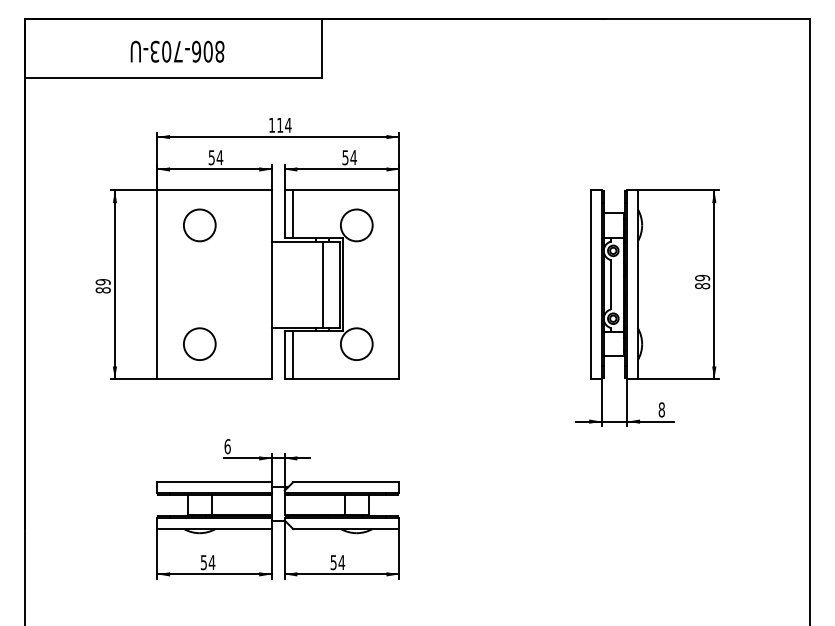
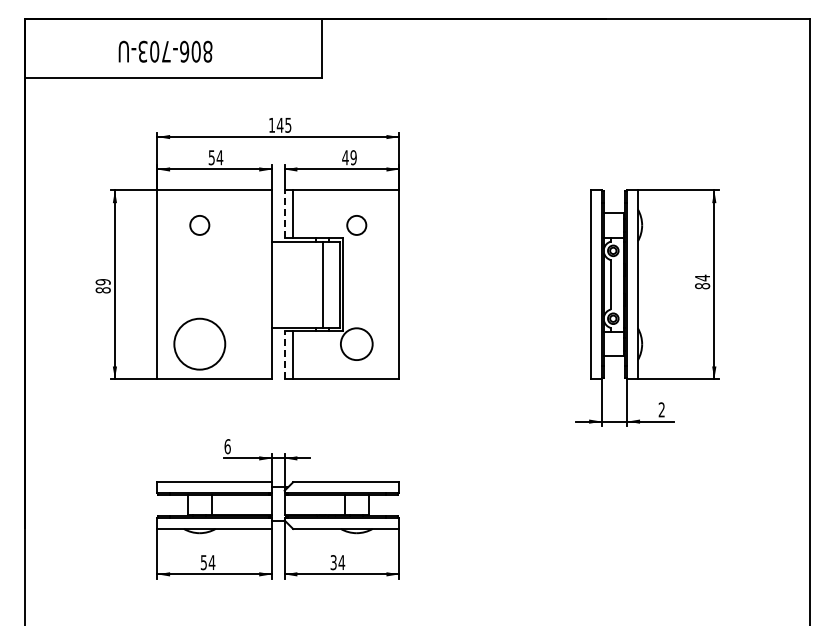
text position: (177, 51) -> (165, 51) (165, 51)
text: 114 -> 145 (283, 125)
text: 54 -> 49 (349, 157)
line: solid -> dashed (284, 214)
circle diameter: 32 px -> 19 px (199, 224)
circle diameter: 32 px -> 19 px (356, 224)
text: 89 -> 84 (702, 277)
circle diameter: 32 px -> 51 px (199, 343)
line: solid -> dashed (284, 355)
text: 8 -> 2 (661, 409)
text: 54 -> 34 (333, 562)
